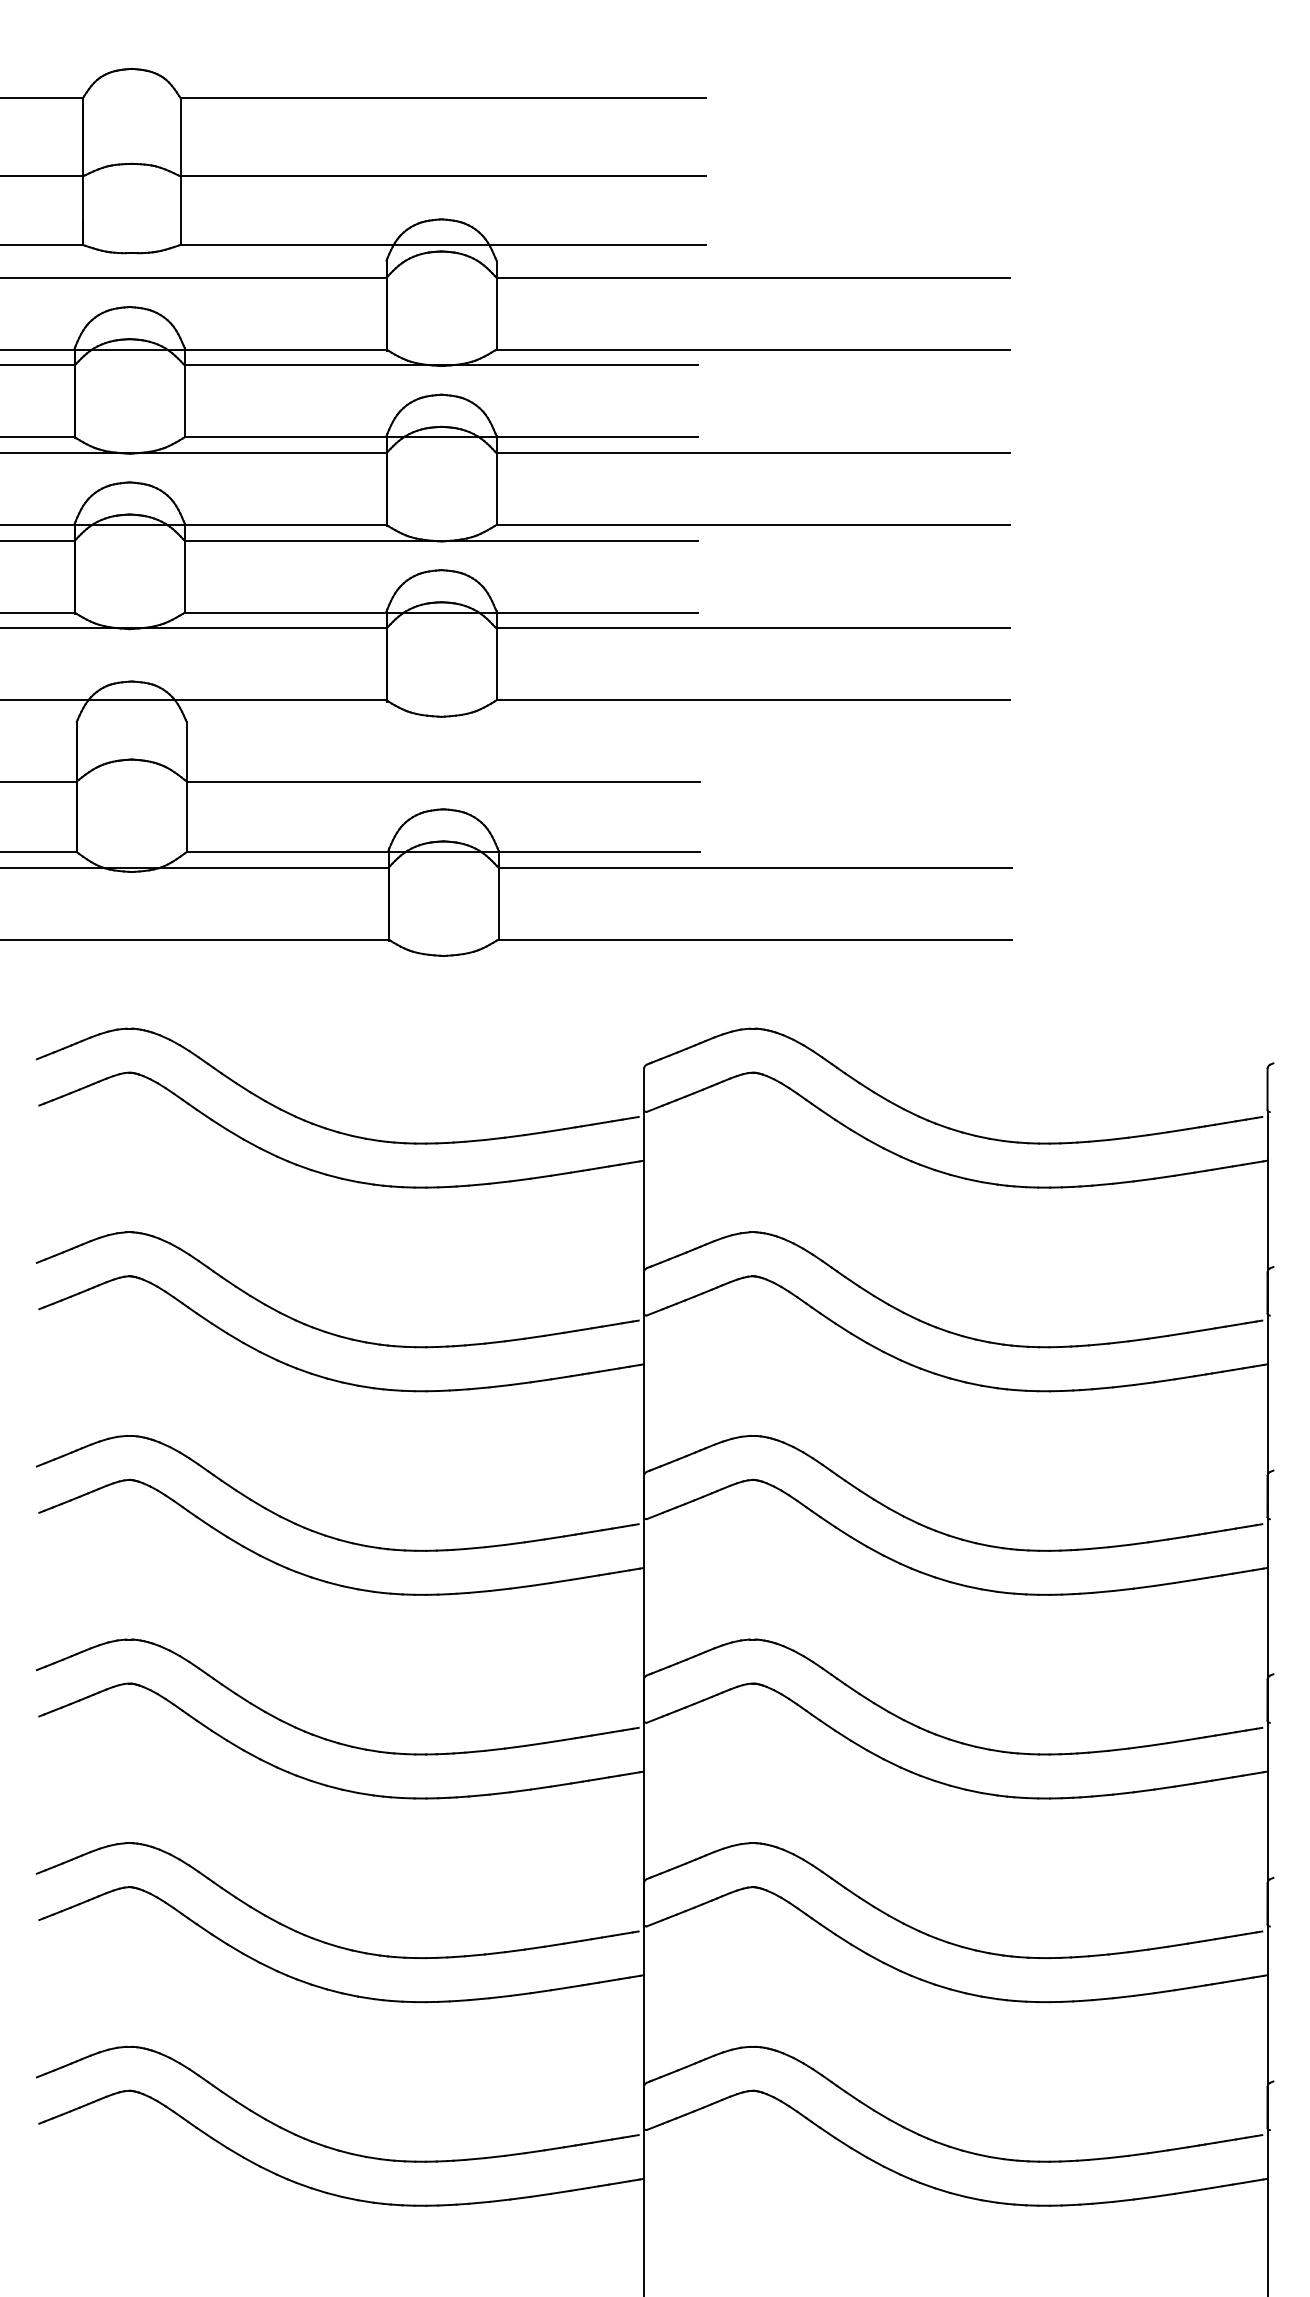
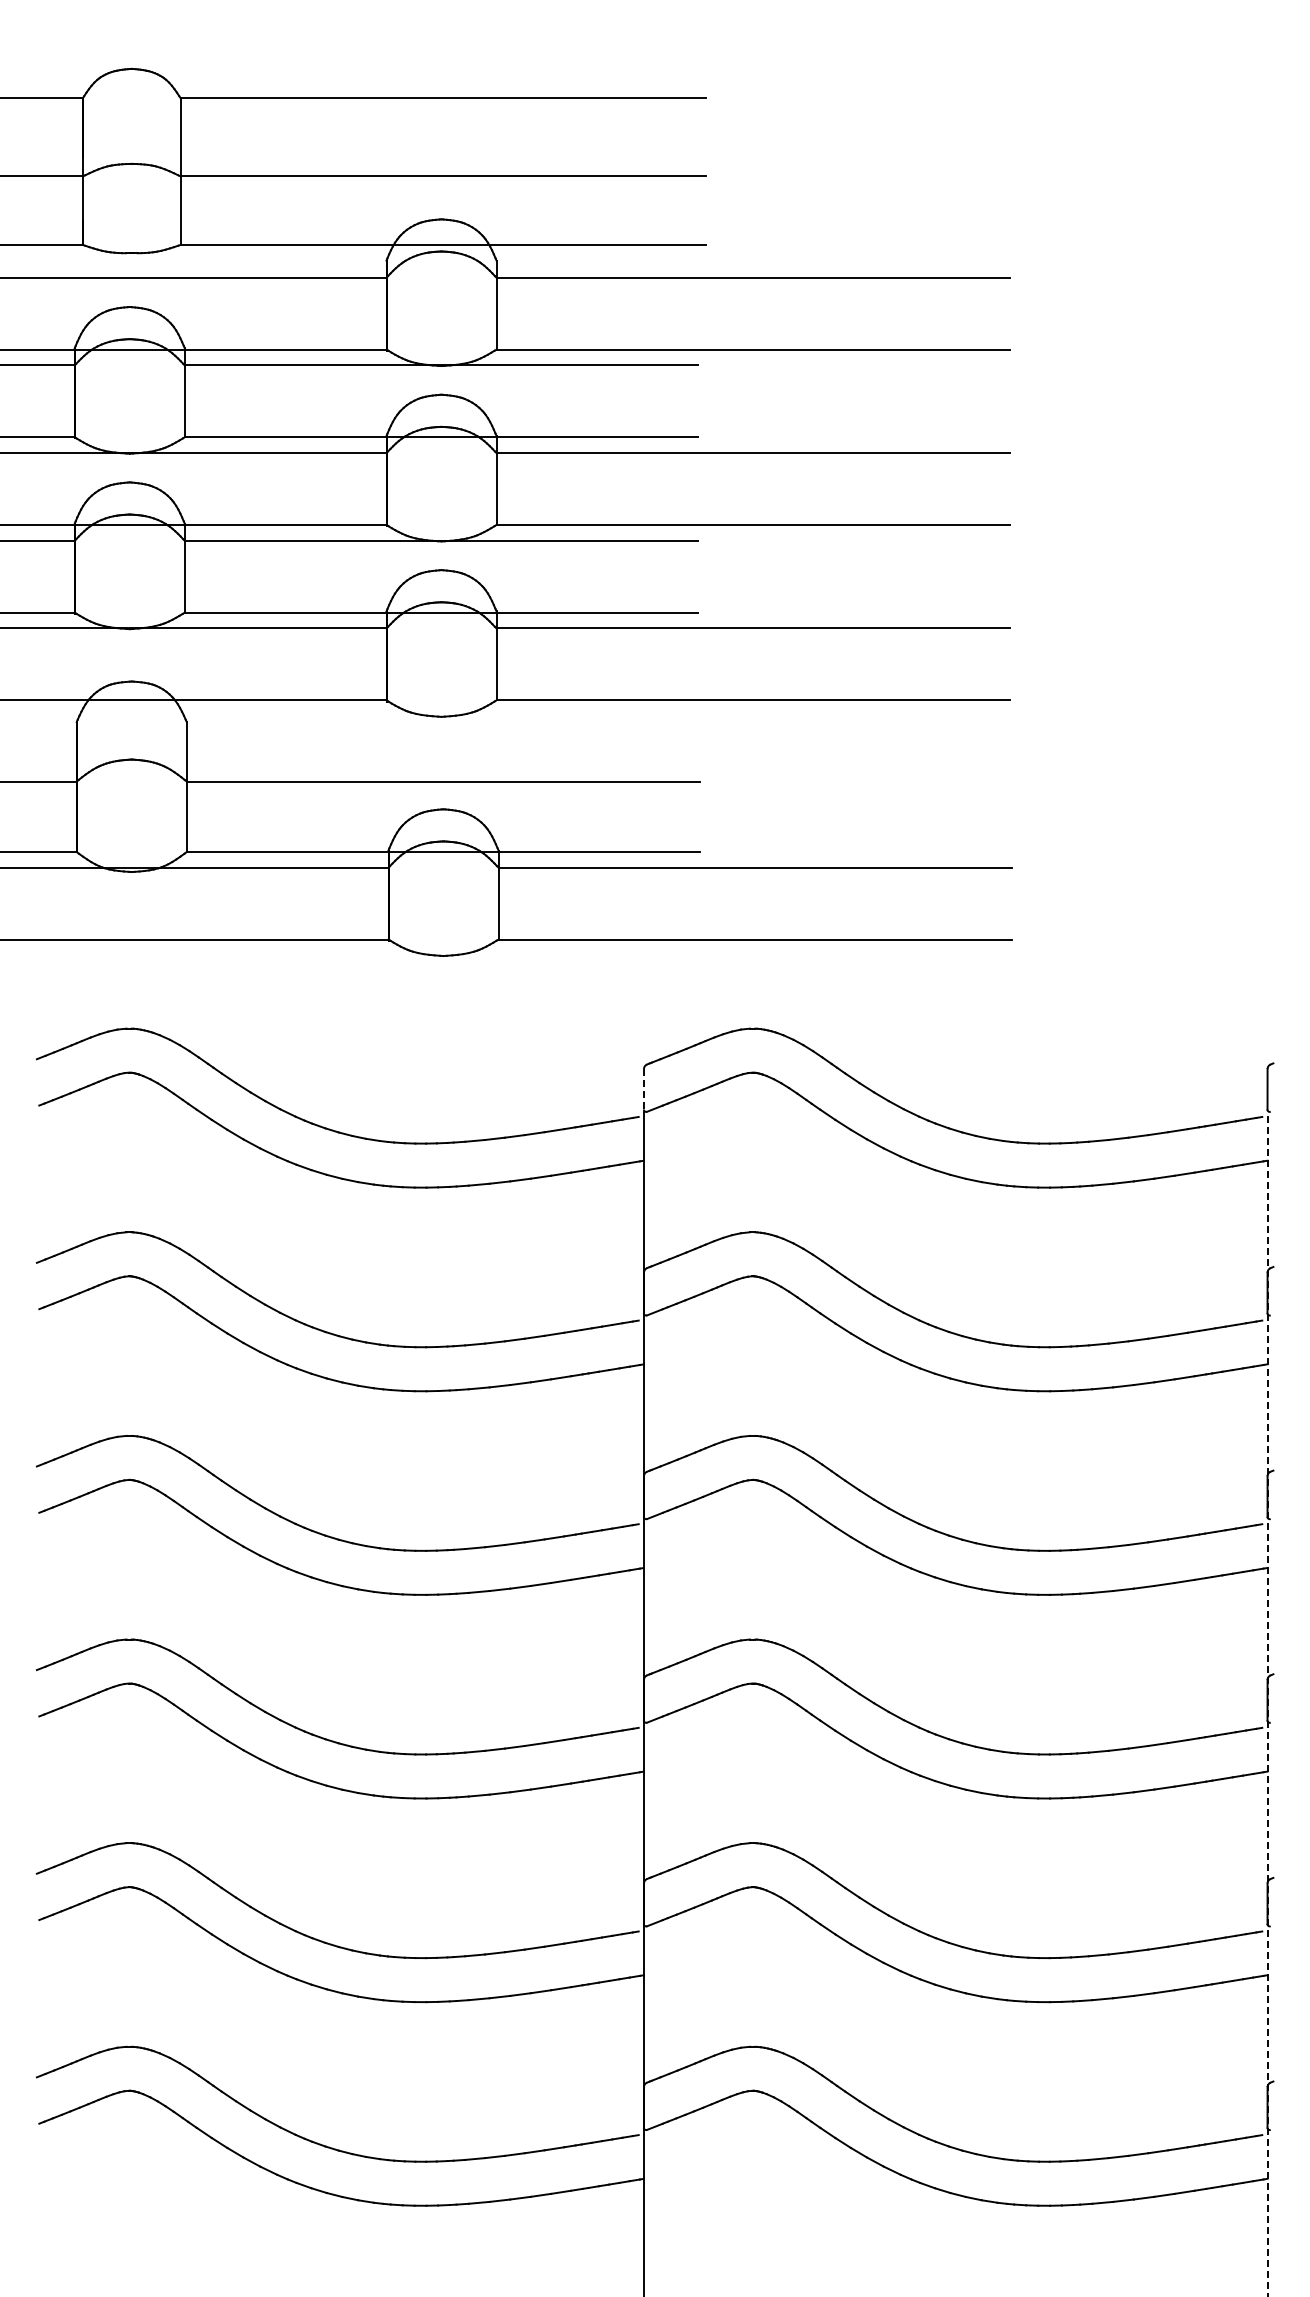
line: solid -> dashed (643, 1089)
line: solid -> dashed (1267, 1703)
